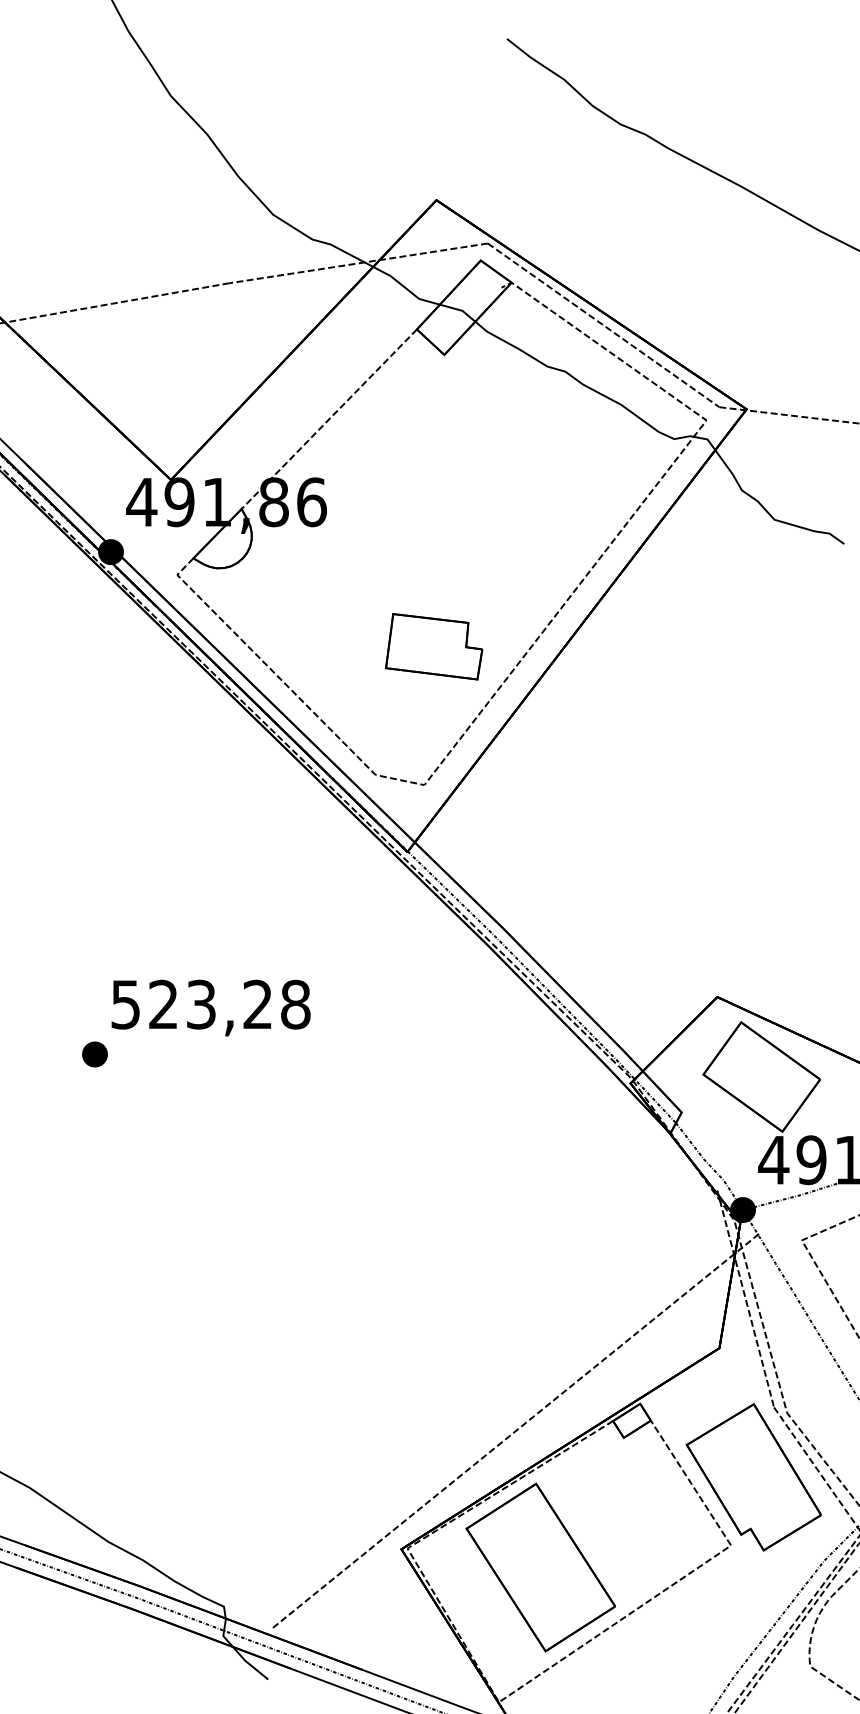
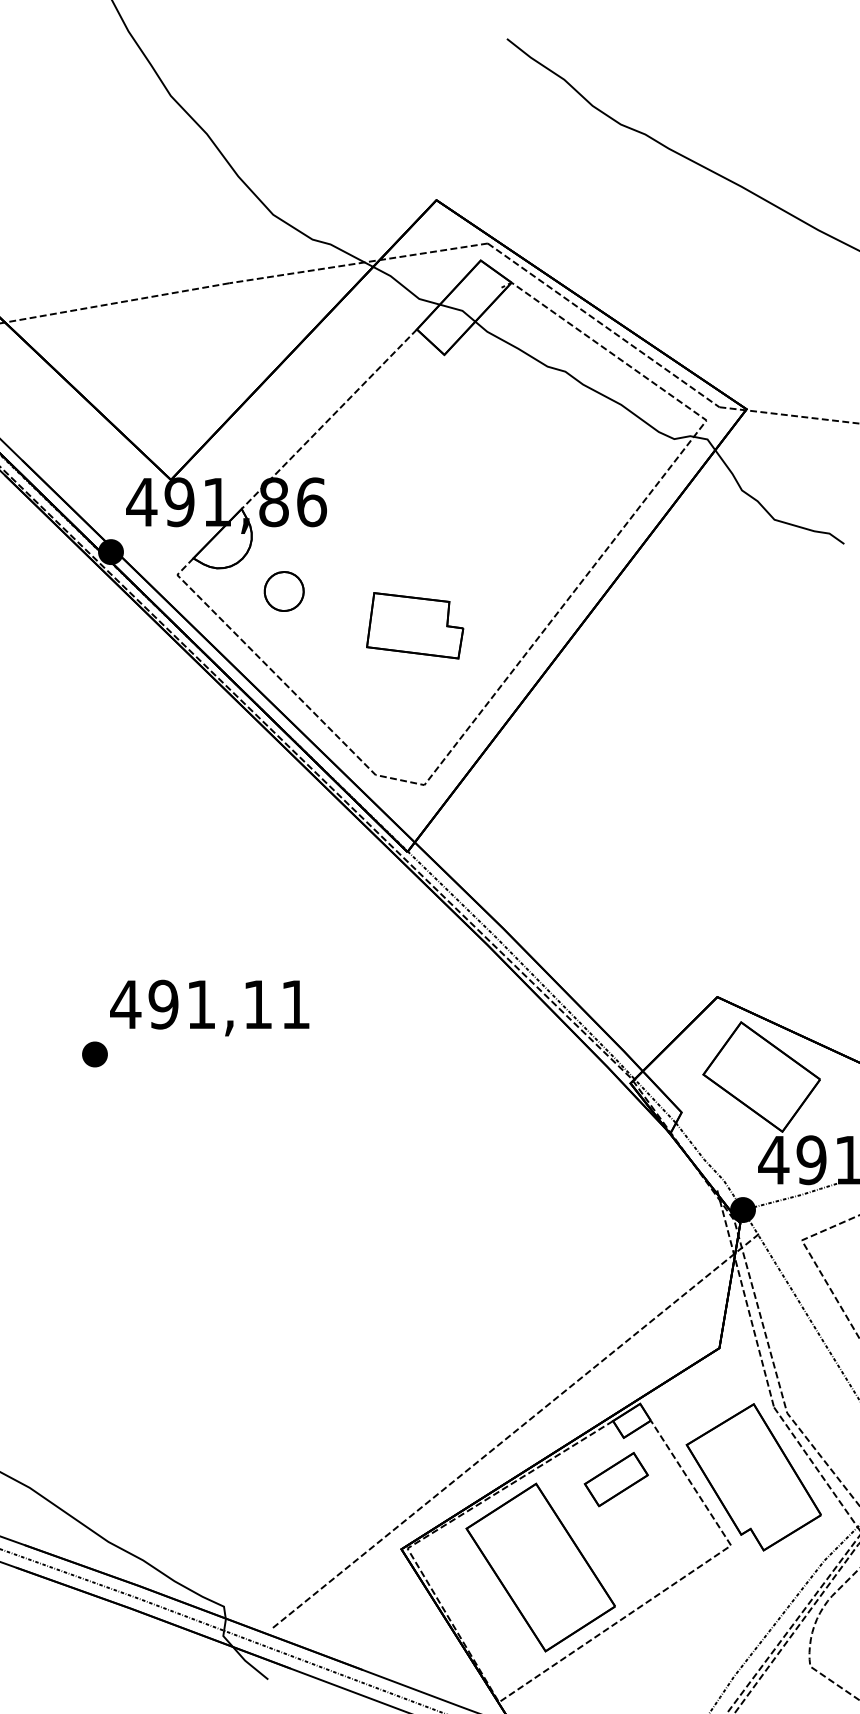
part: none -> present (283, 591)
part position: (434, 646) -> (415, 625) (415, 625)
text: 523,28 -> 491,11 (210, 1004)
part: none -> present (615, 1479)
